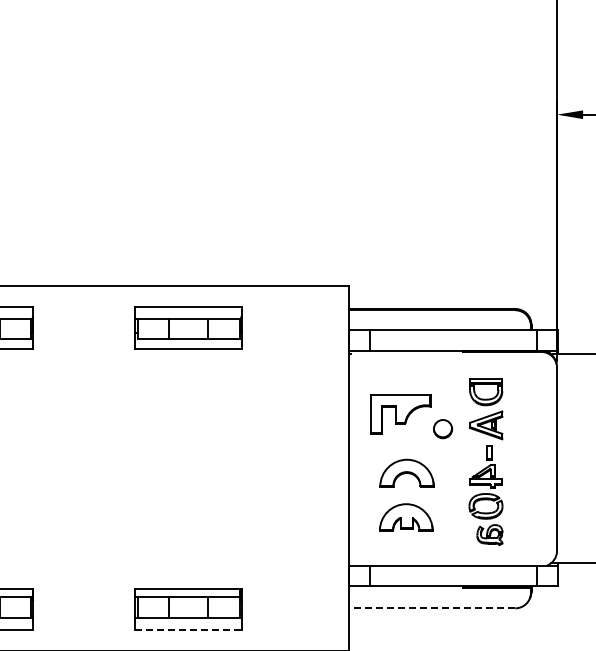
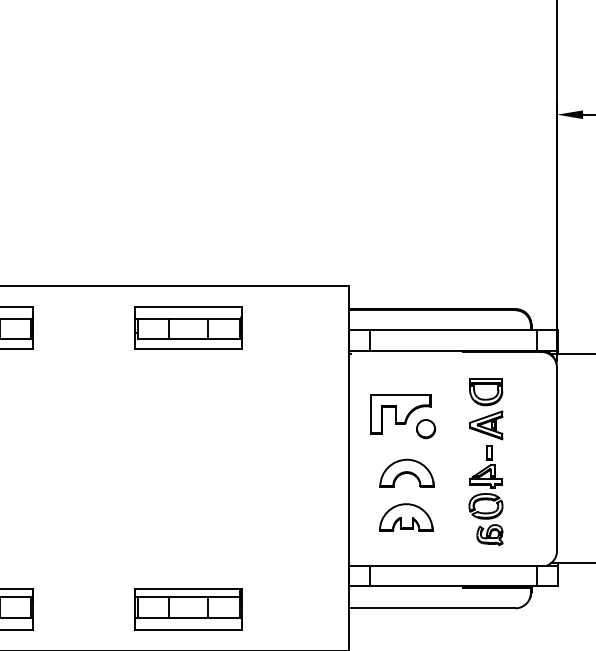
circle position: (443, 429) -> (426, 429) (426, 429)
line: dashed -> solid (431, 608)
line: dashed -> solid (189, 630)
